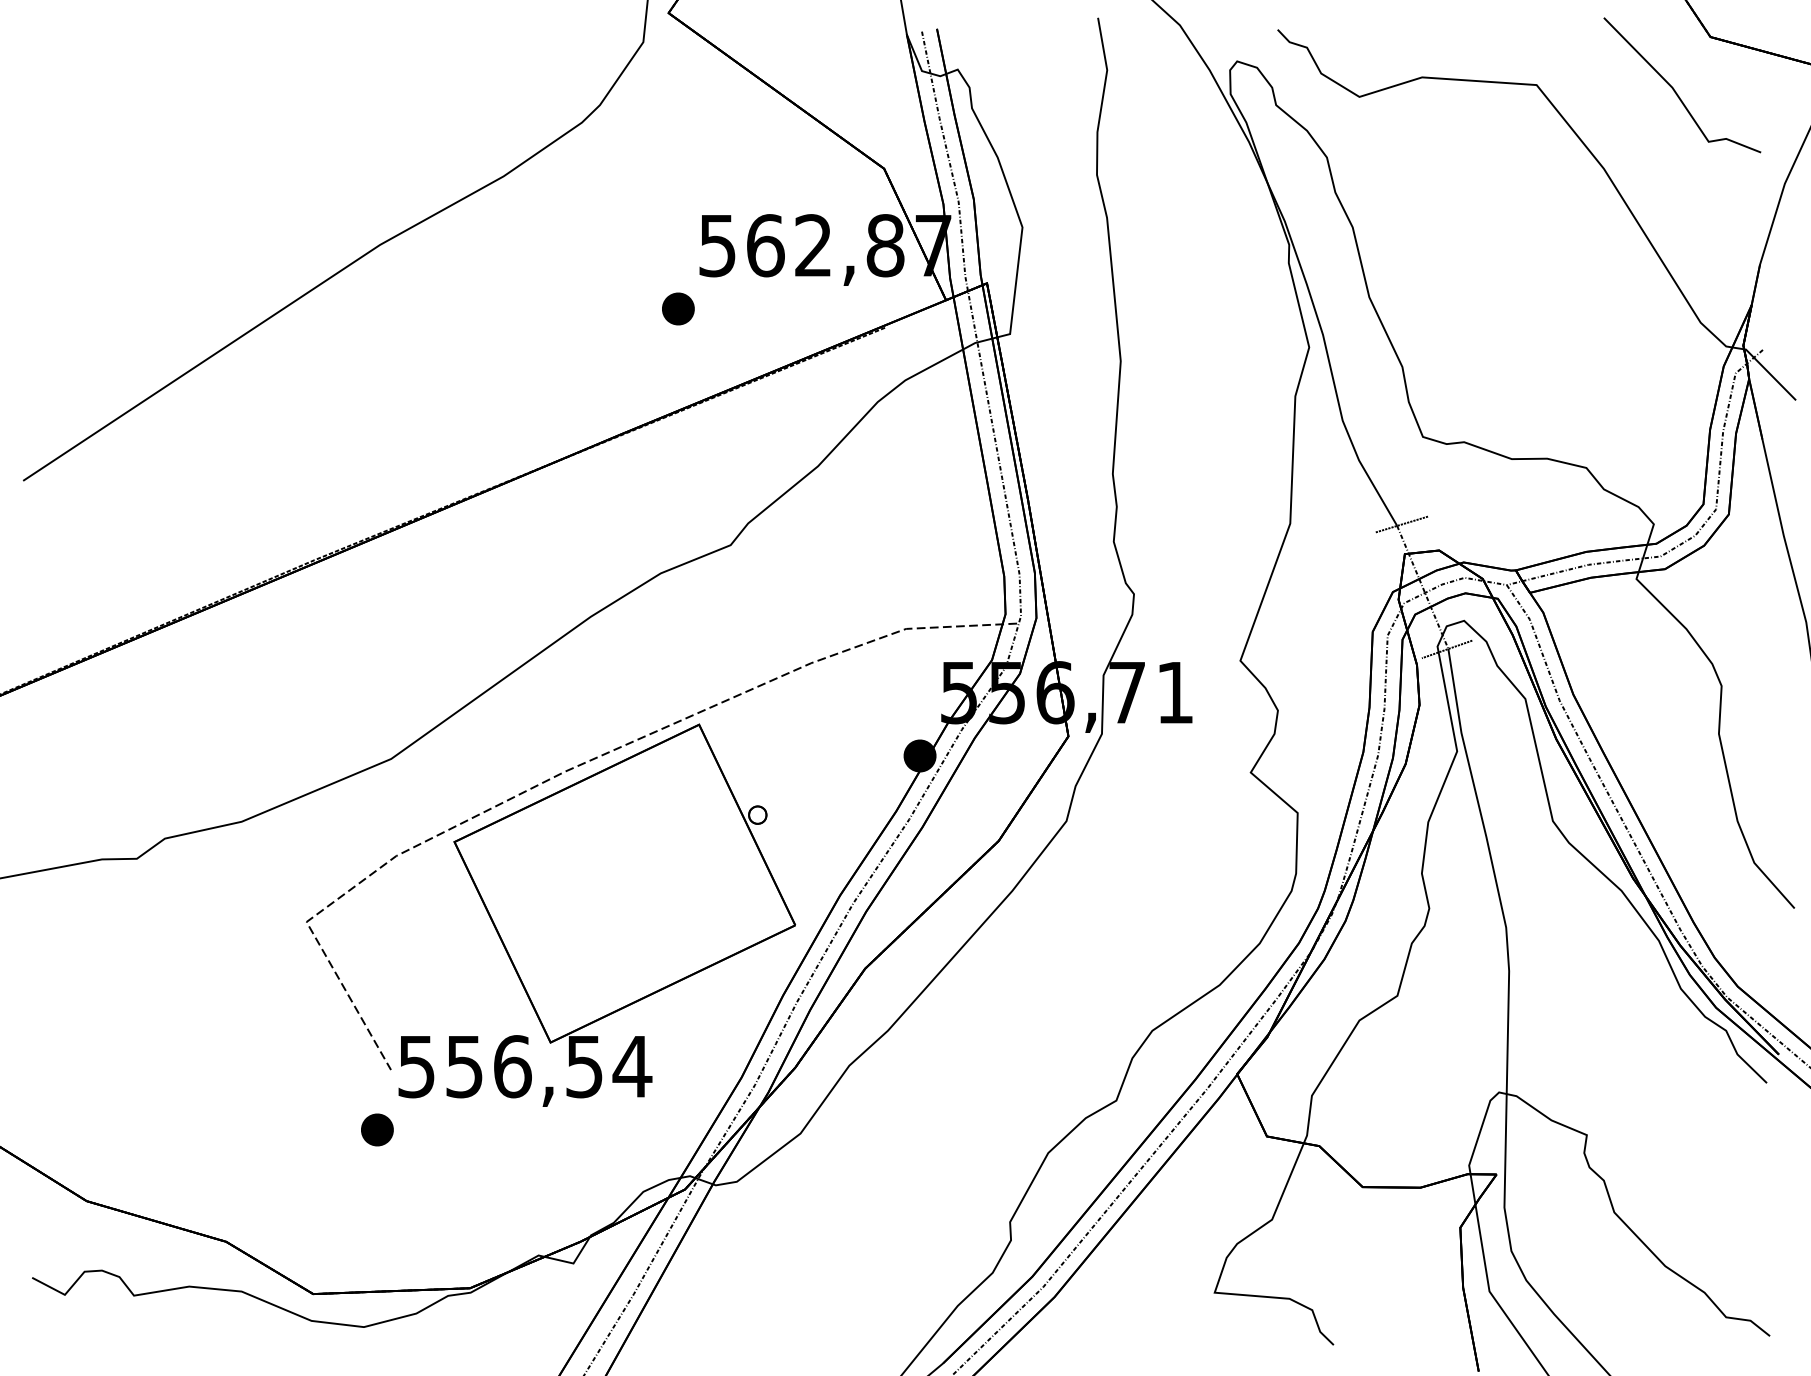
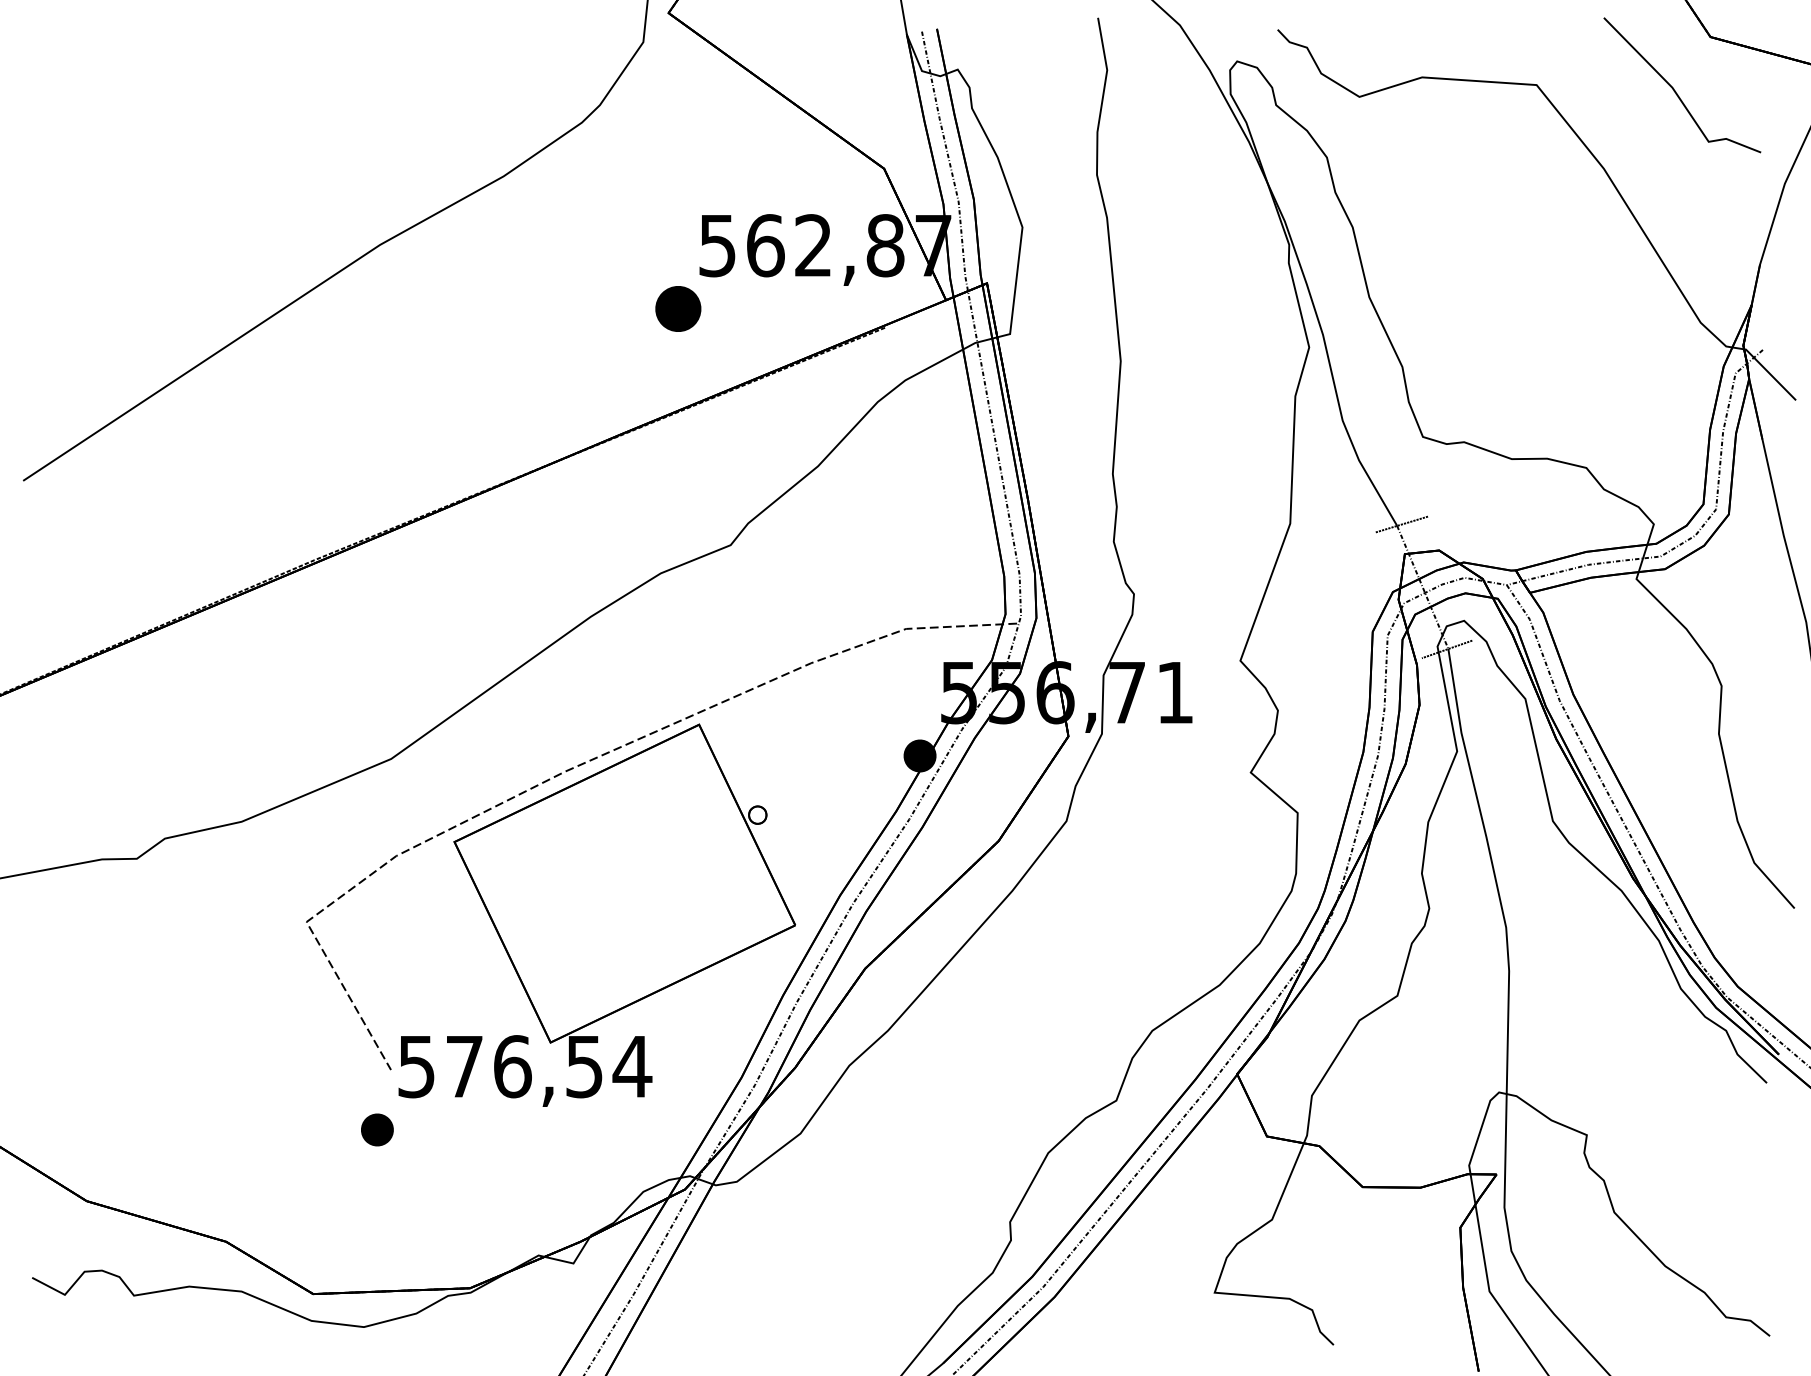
part size: 33x34 px -> 47x46 px (678, 308)
text: 556,54 -> 576,54 (464, 1067)
